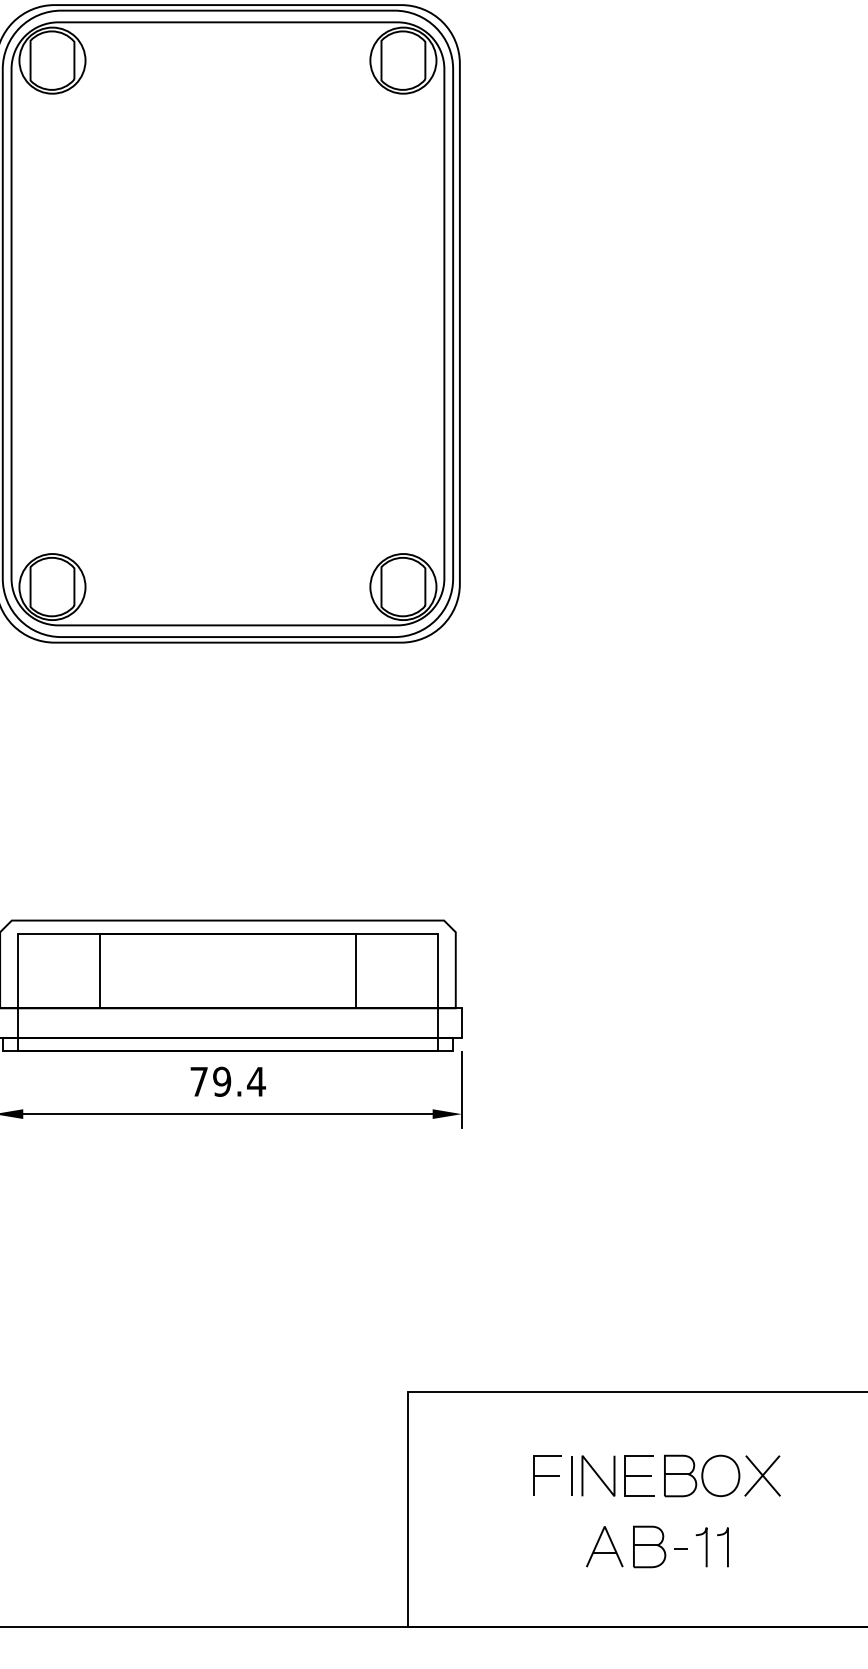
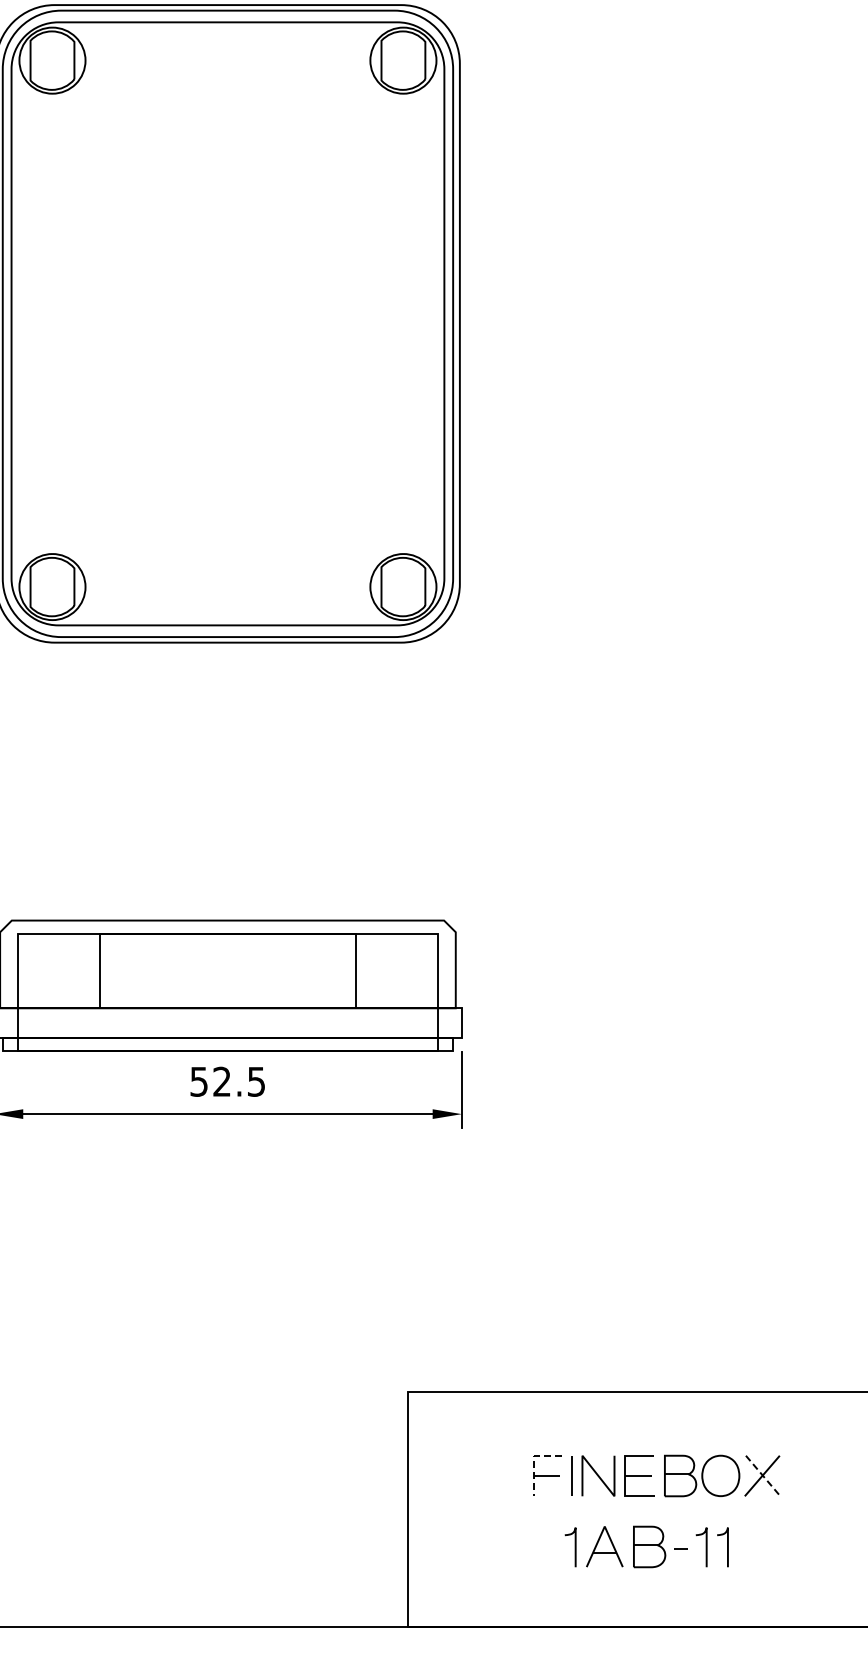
text: 79.4 -> 52.5 (228, 1081)
line: solid -> dashed (534, 1461)
line: solid -> dashed (763, 1476)
curve: none -> present (574, 1547)
